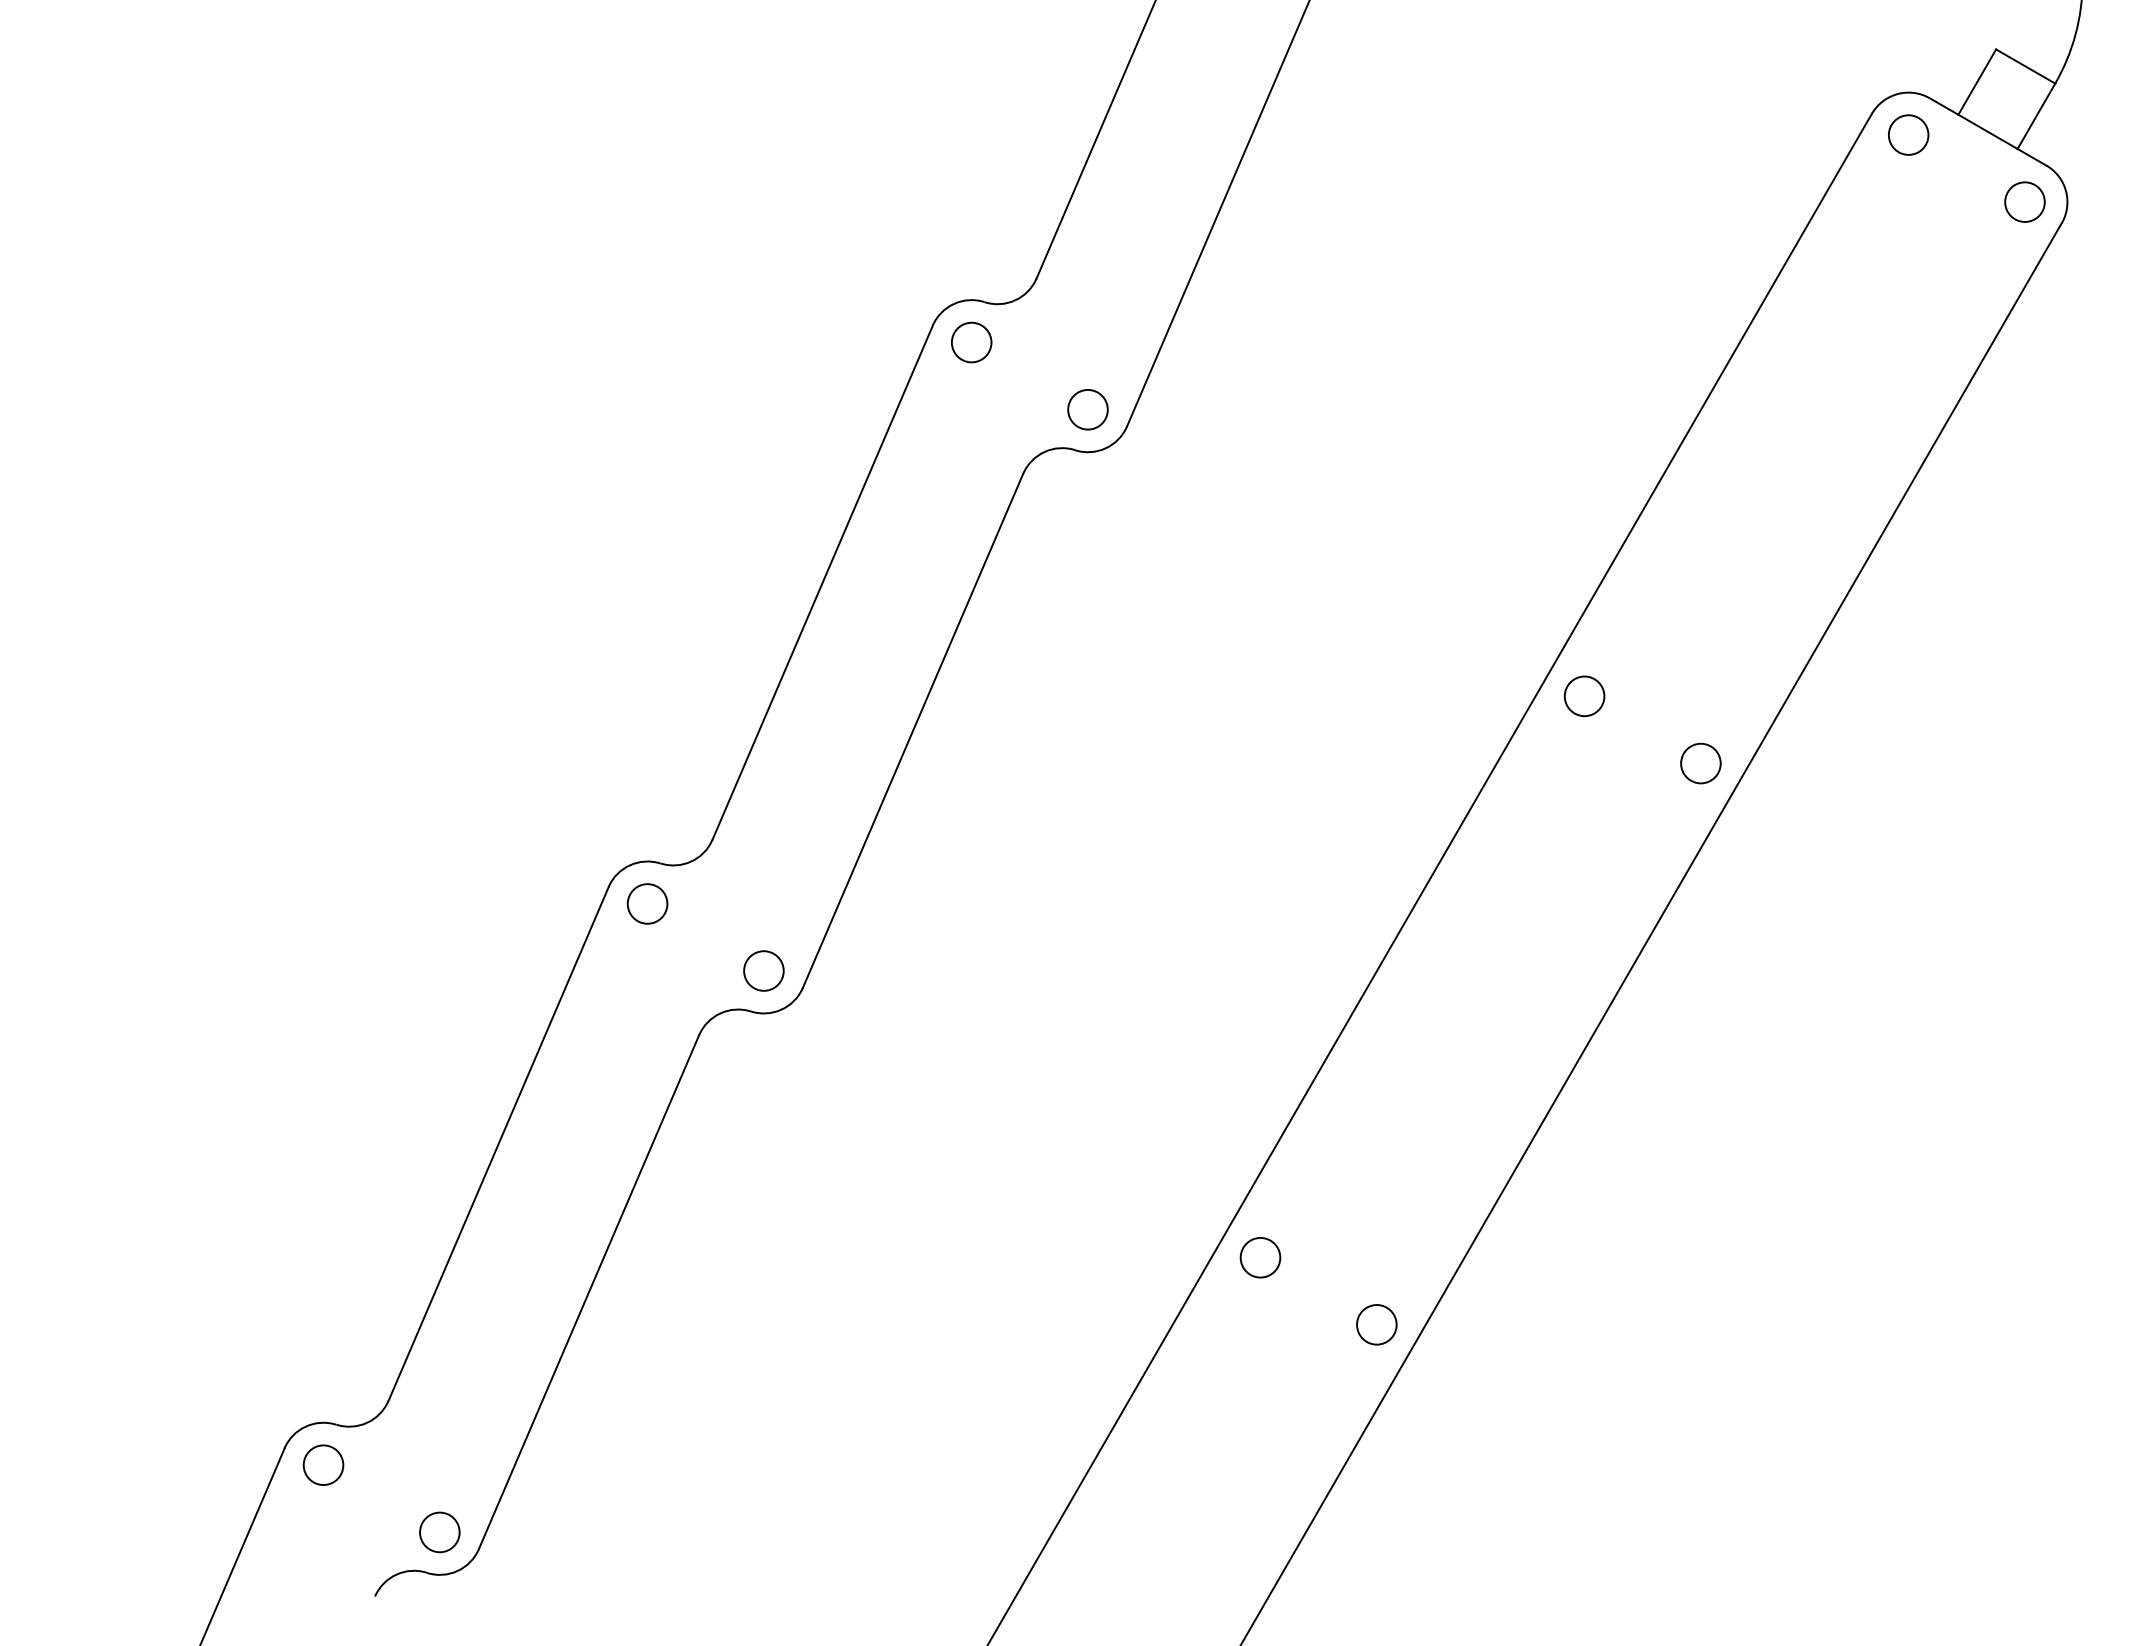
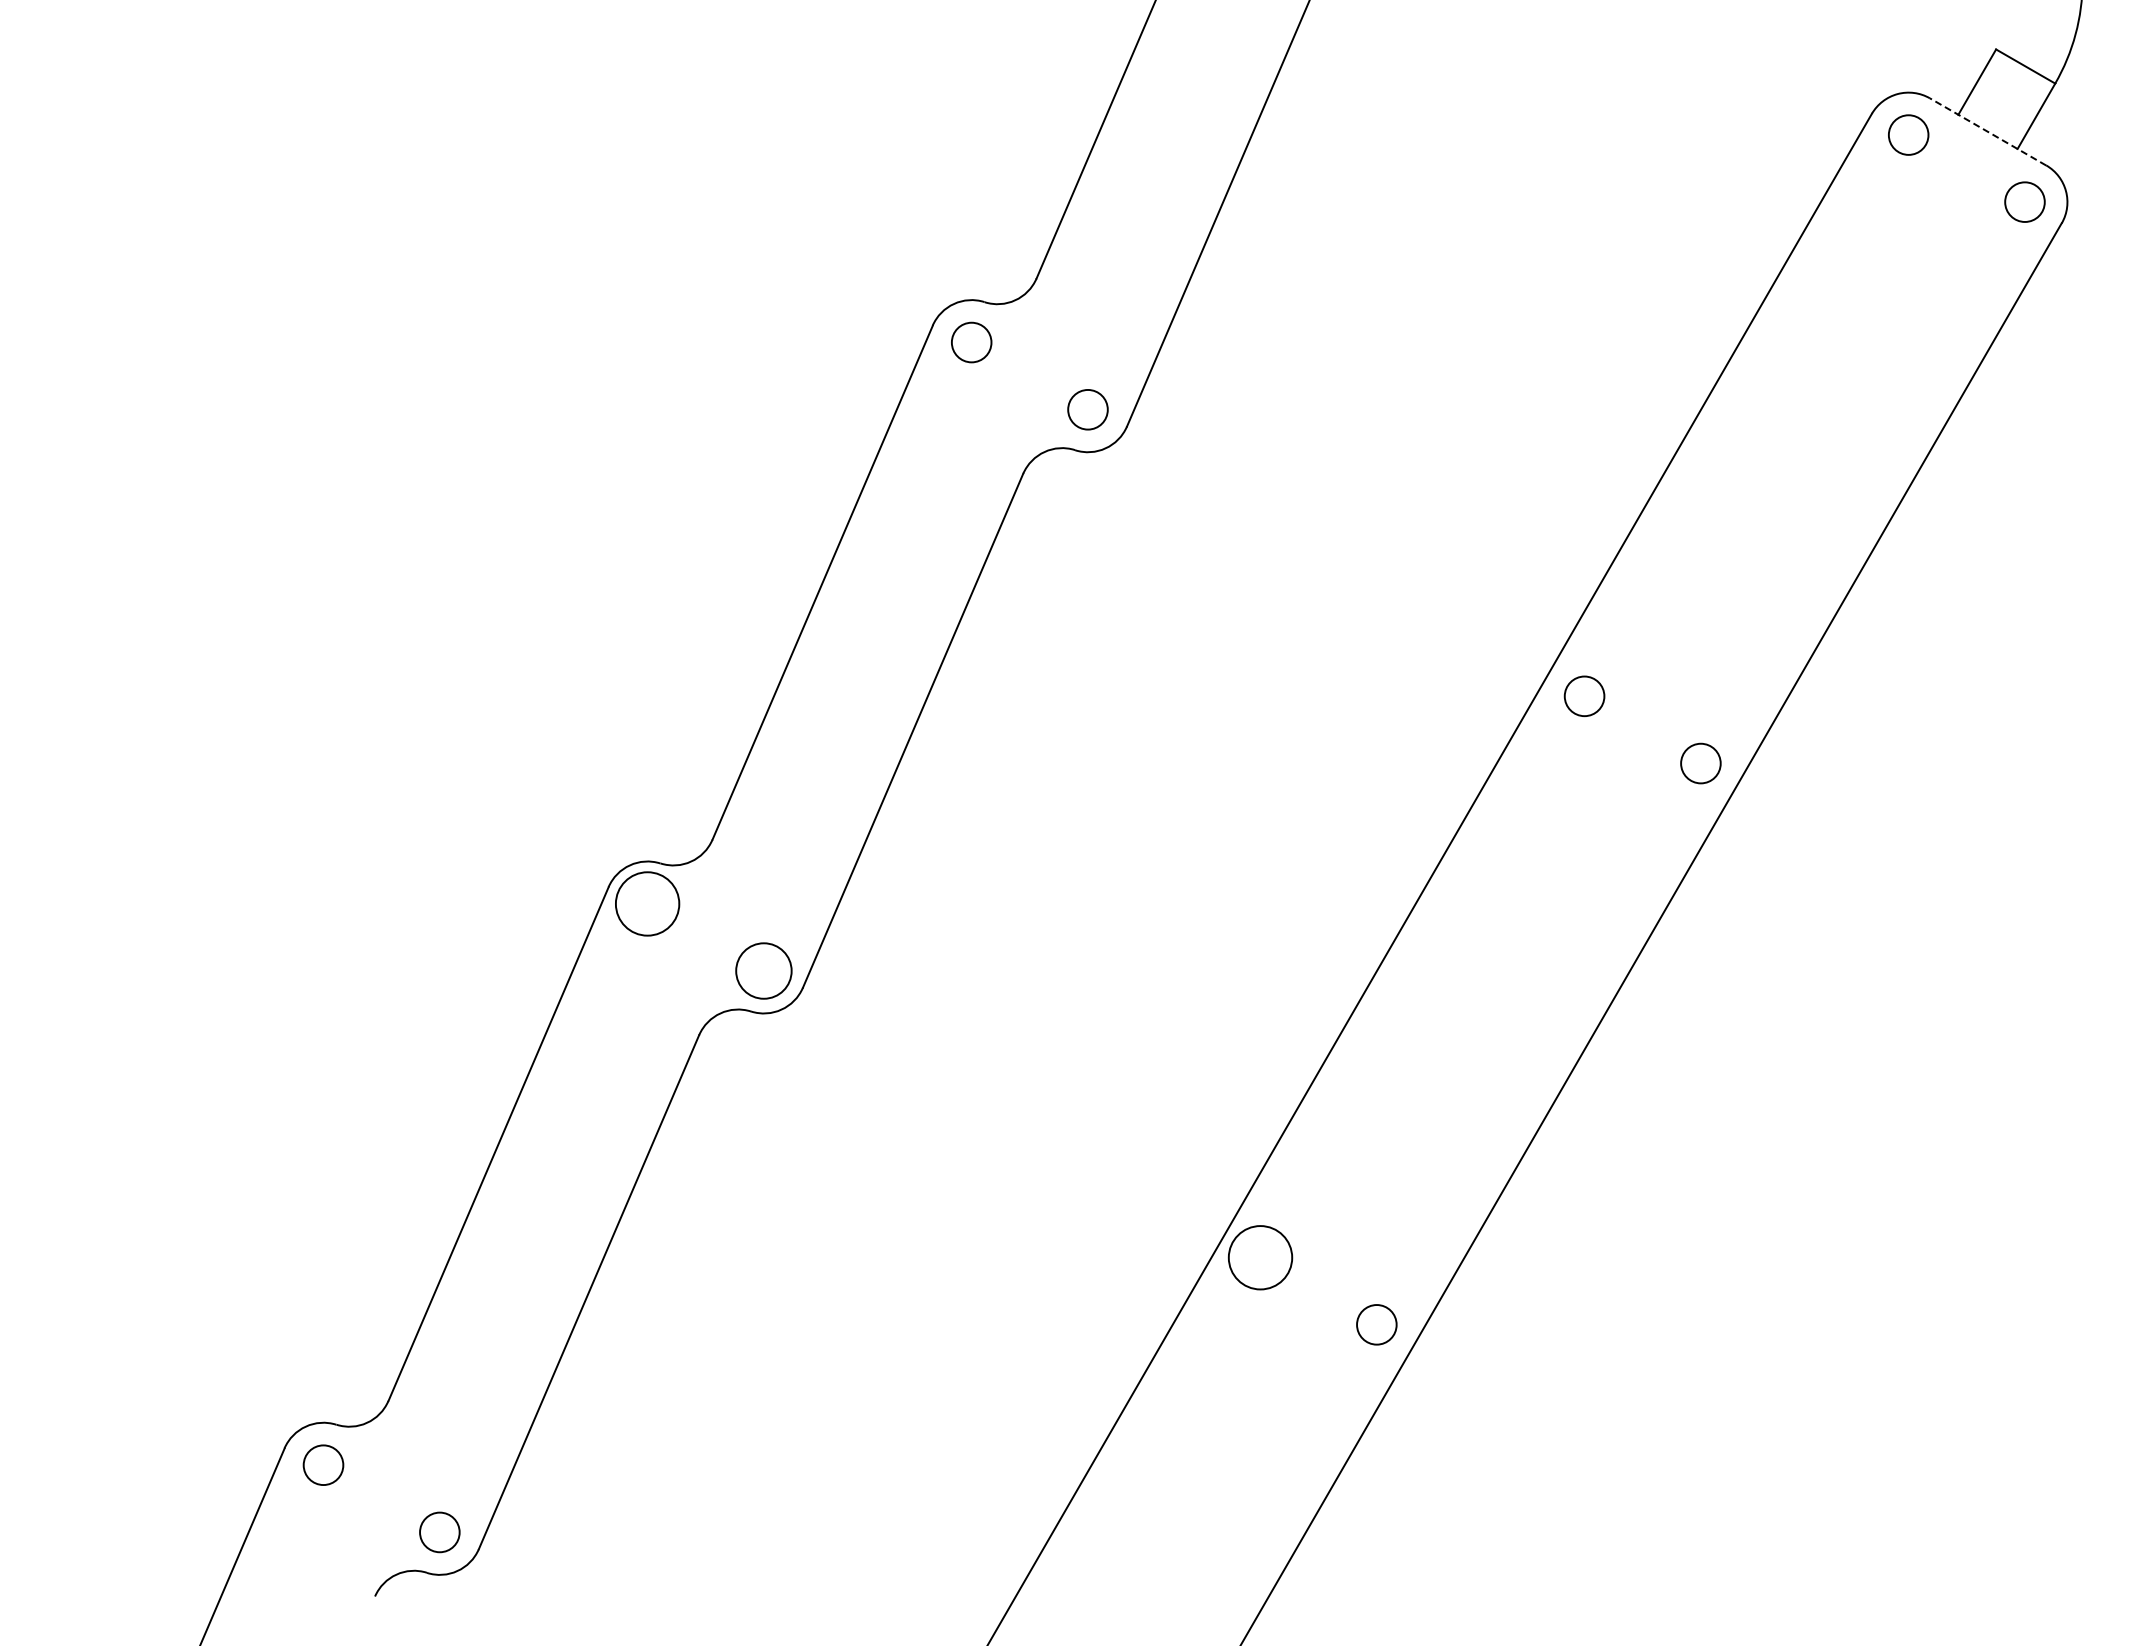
line: solid -> dashed (1987, 131)
circle diameter: 40 px -> 63 px (647, 903)
circle diameter: 40 px -> 55 px (763, 970)
circle diameter: 40 px -> 63 px (1260, 1257)
